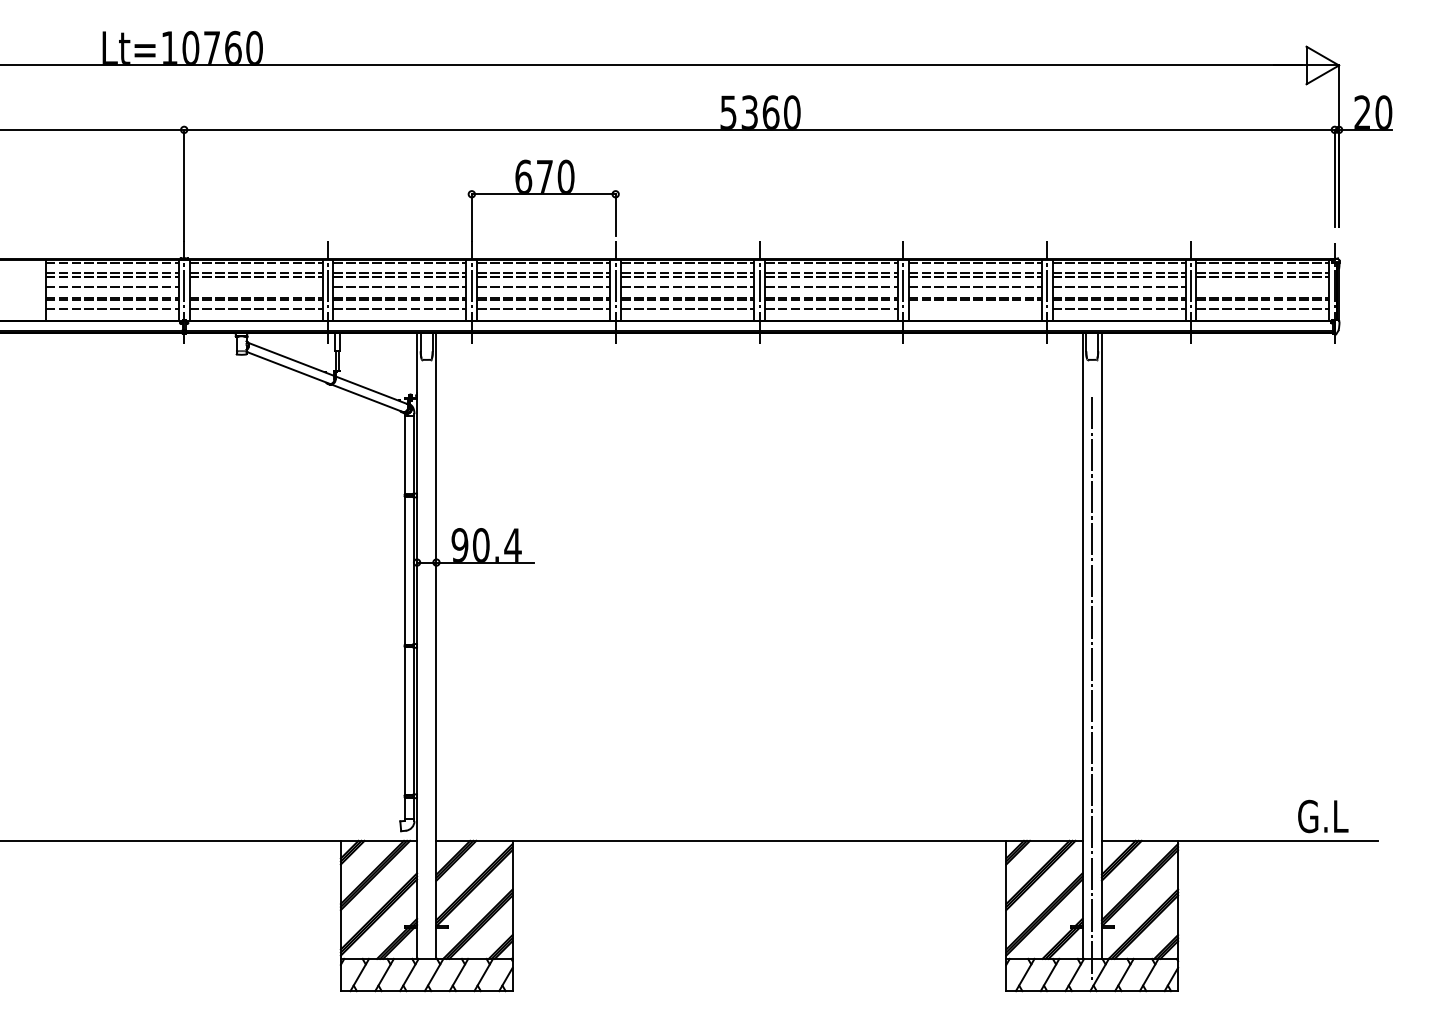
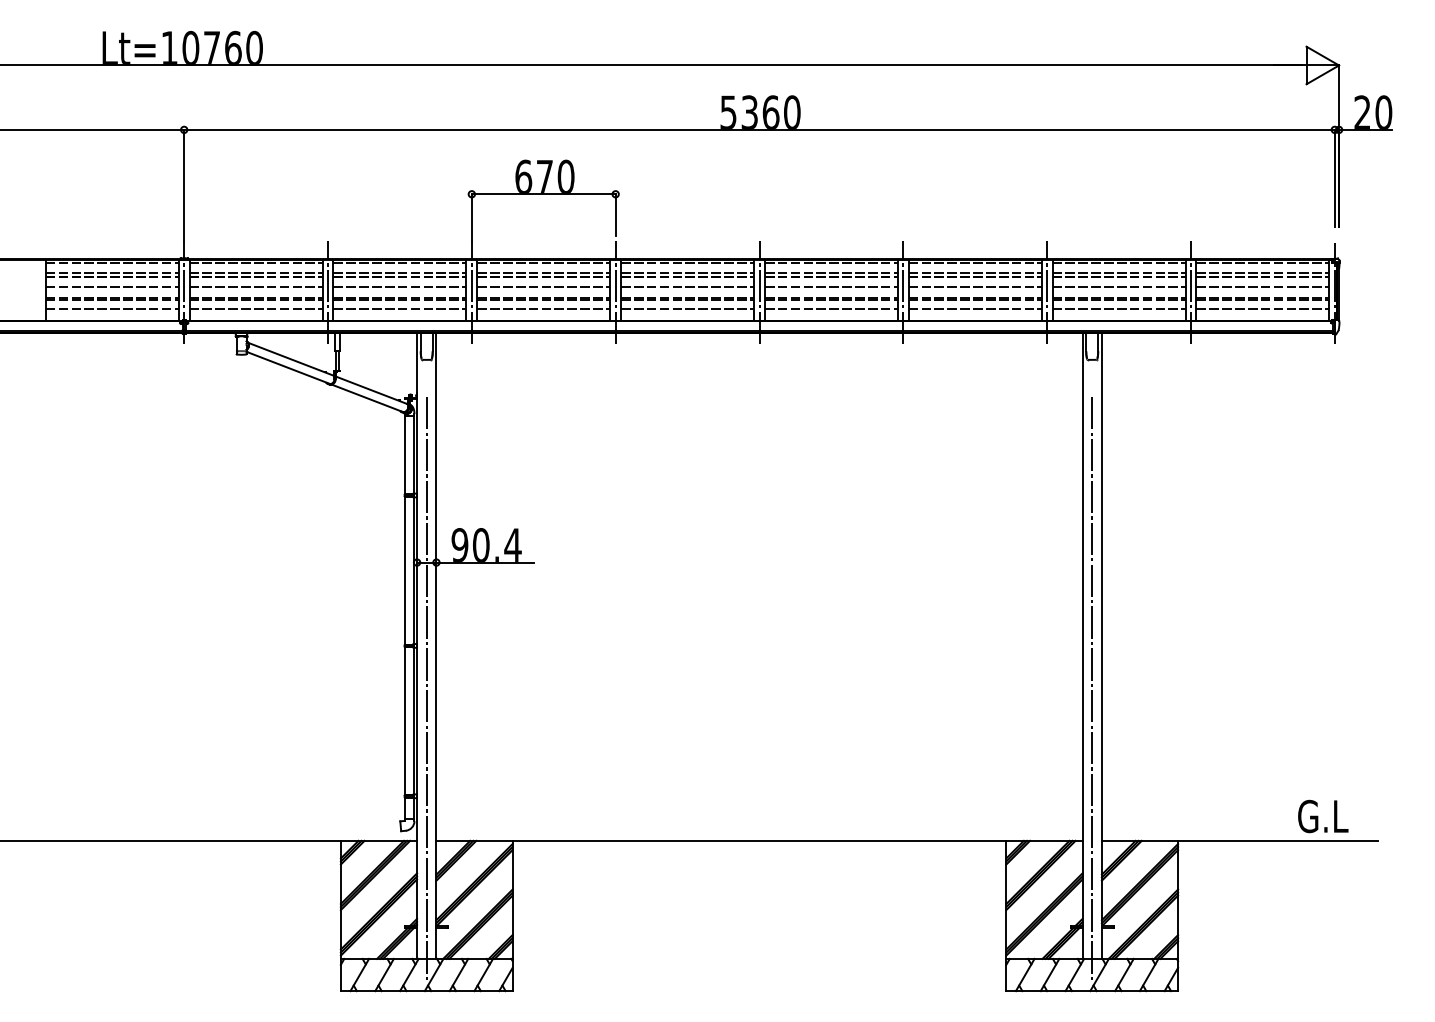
line: none -> present (255, 286)
line: none -> present (1262, 286)
line: none -> present (974, 309)
line: none -> present (426, 688)
